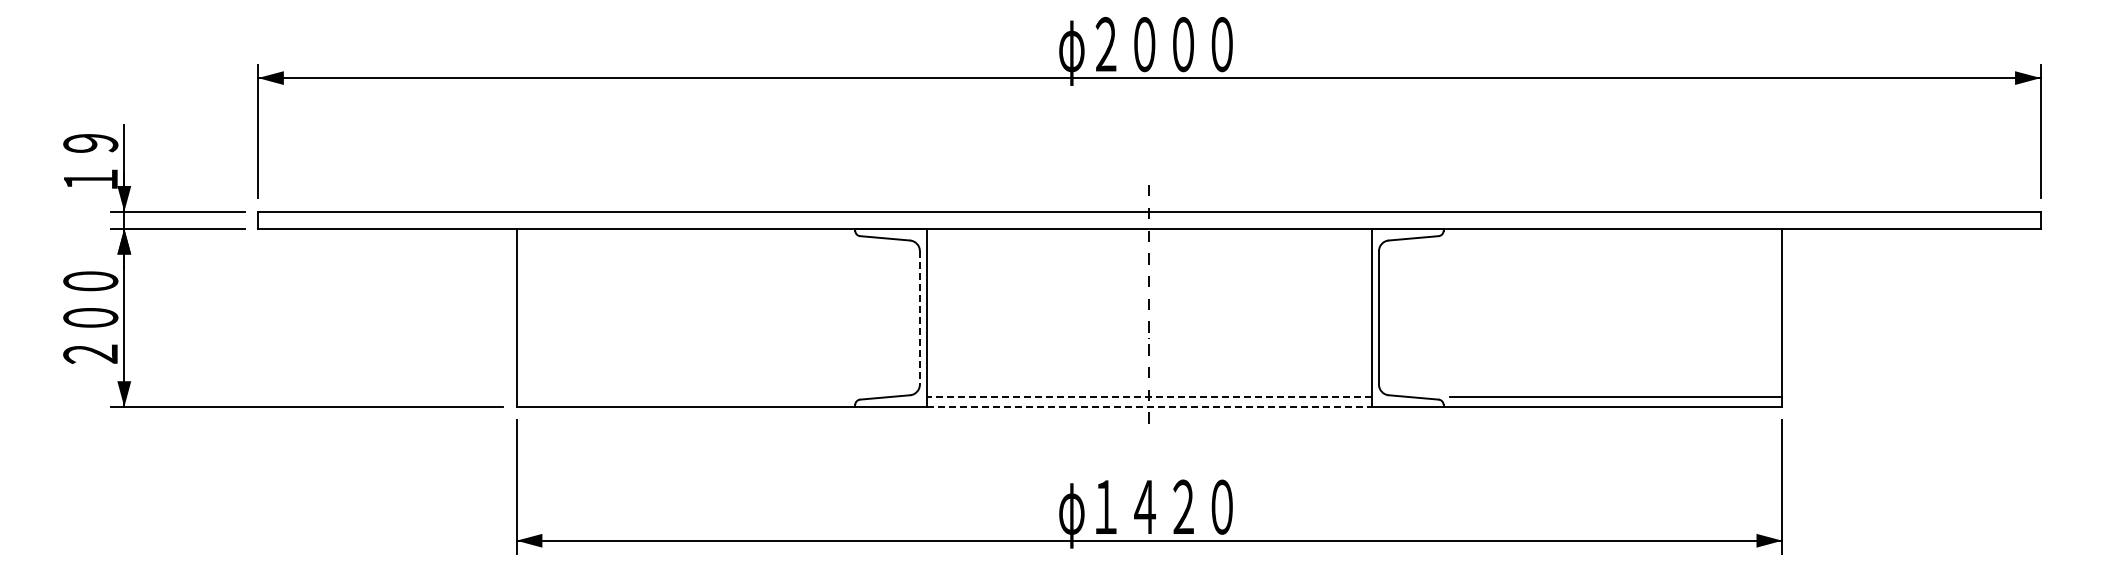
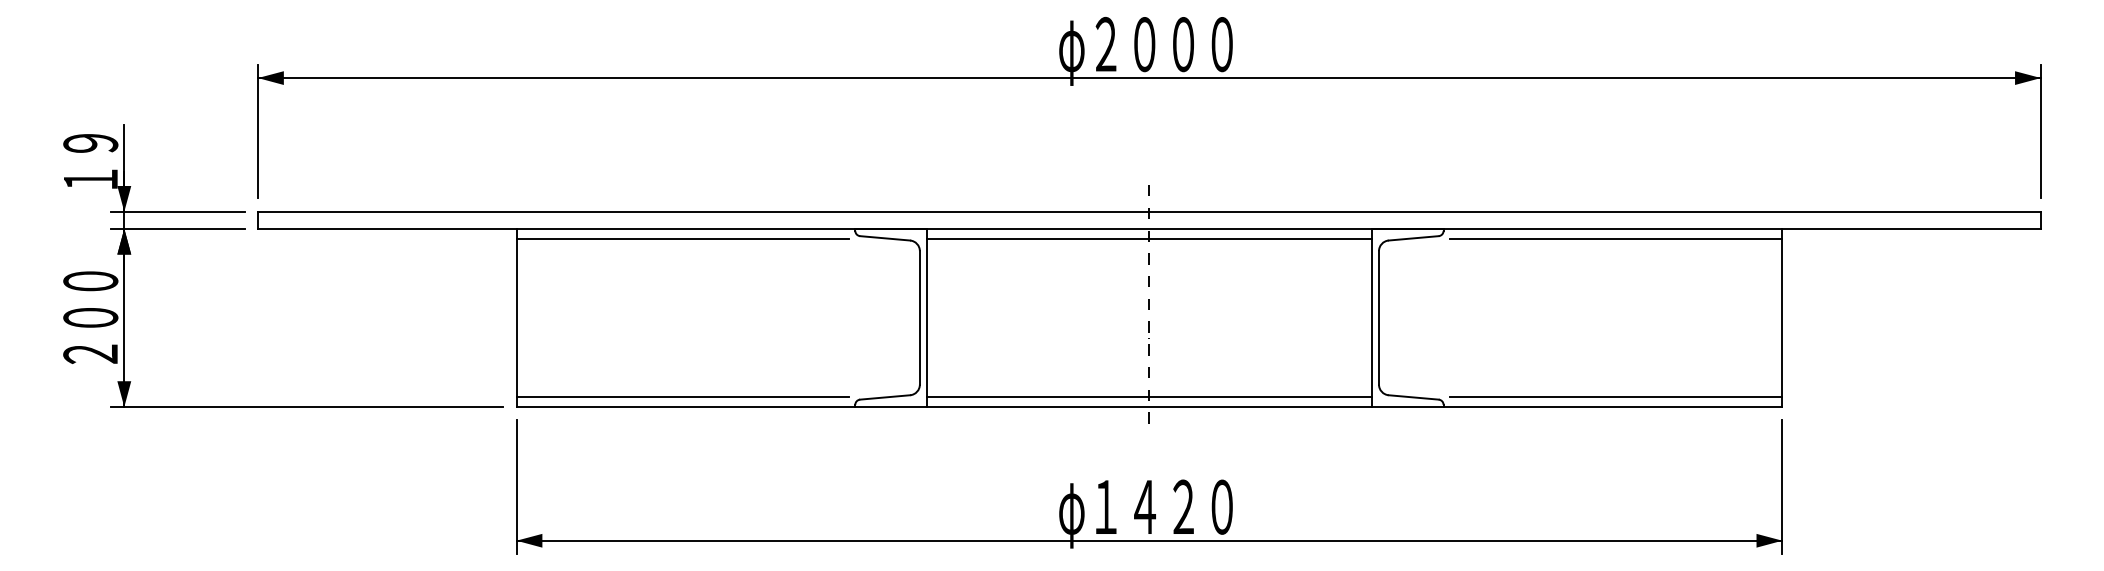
line: none -> present (682, 238)
line: none -> present (1149, 238)
line: none -> present (1616, 238)
line: dashed -> solid (919, 317)
line: none -> present (682, 397)
line: dashed -> solid (1149, 397)
line: dashed -> solid (1149, 407)
